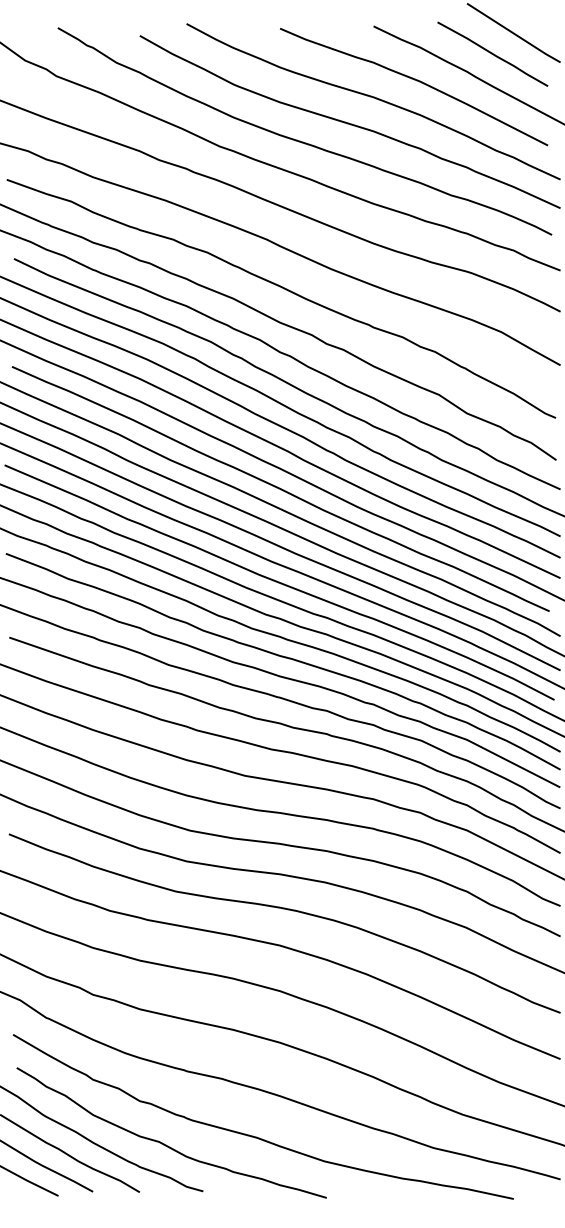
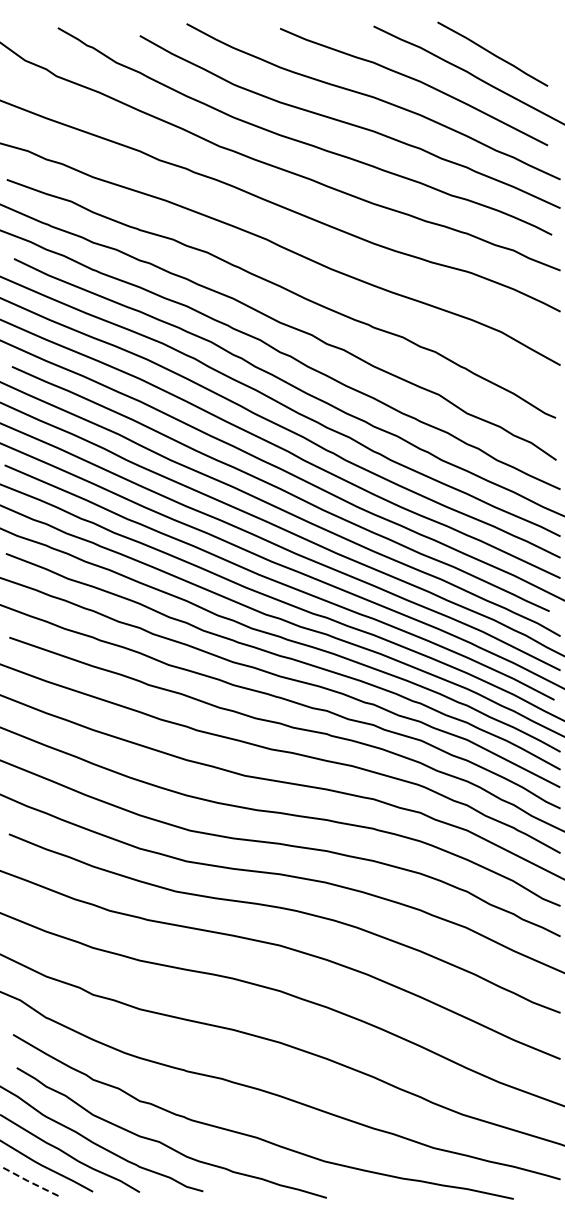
line: present -> none (513, 32)
line: solid -> dashed (28, 1181)
